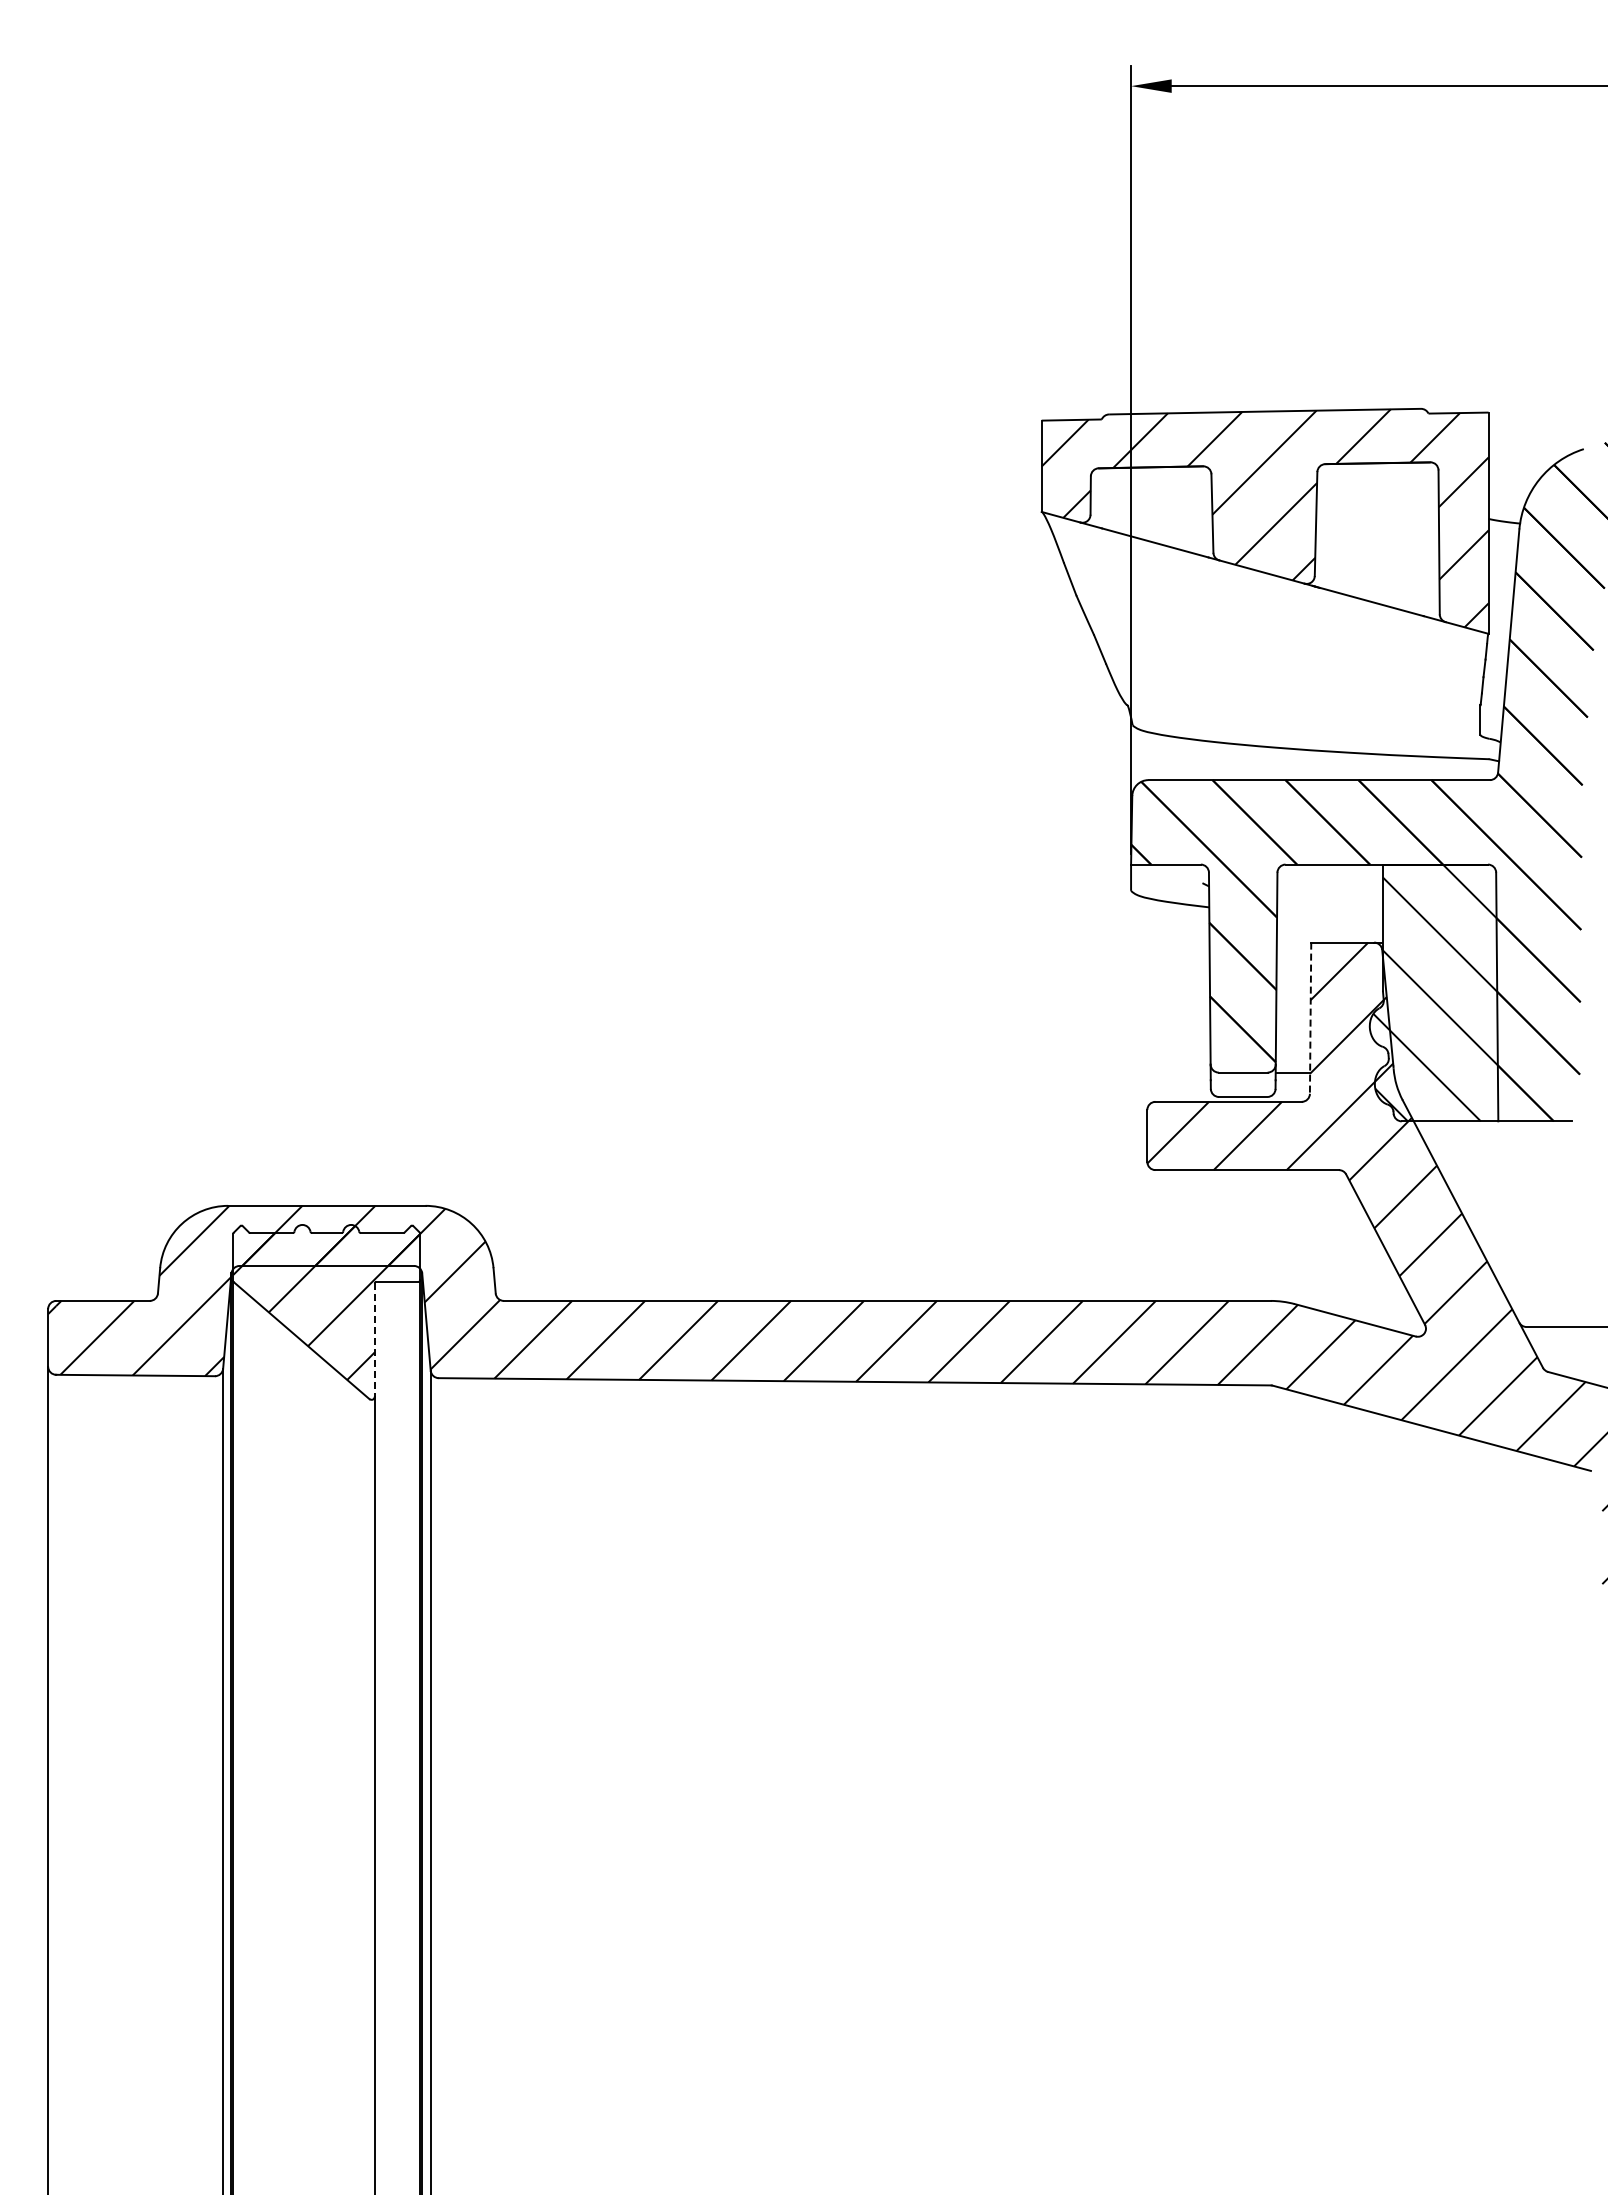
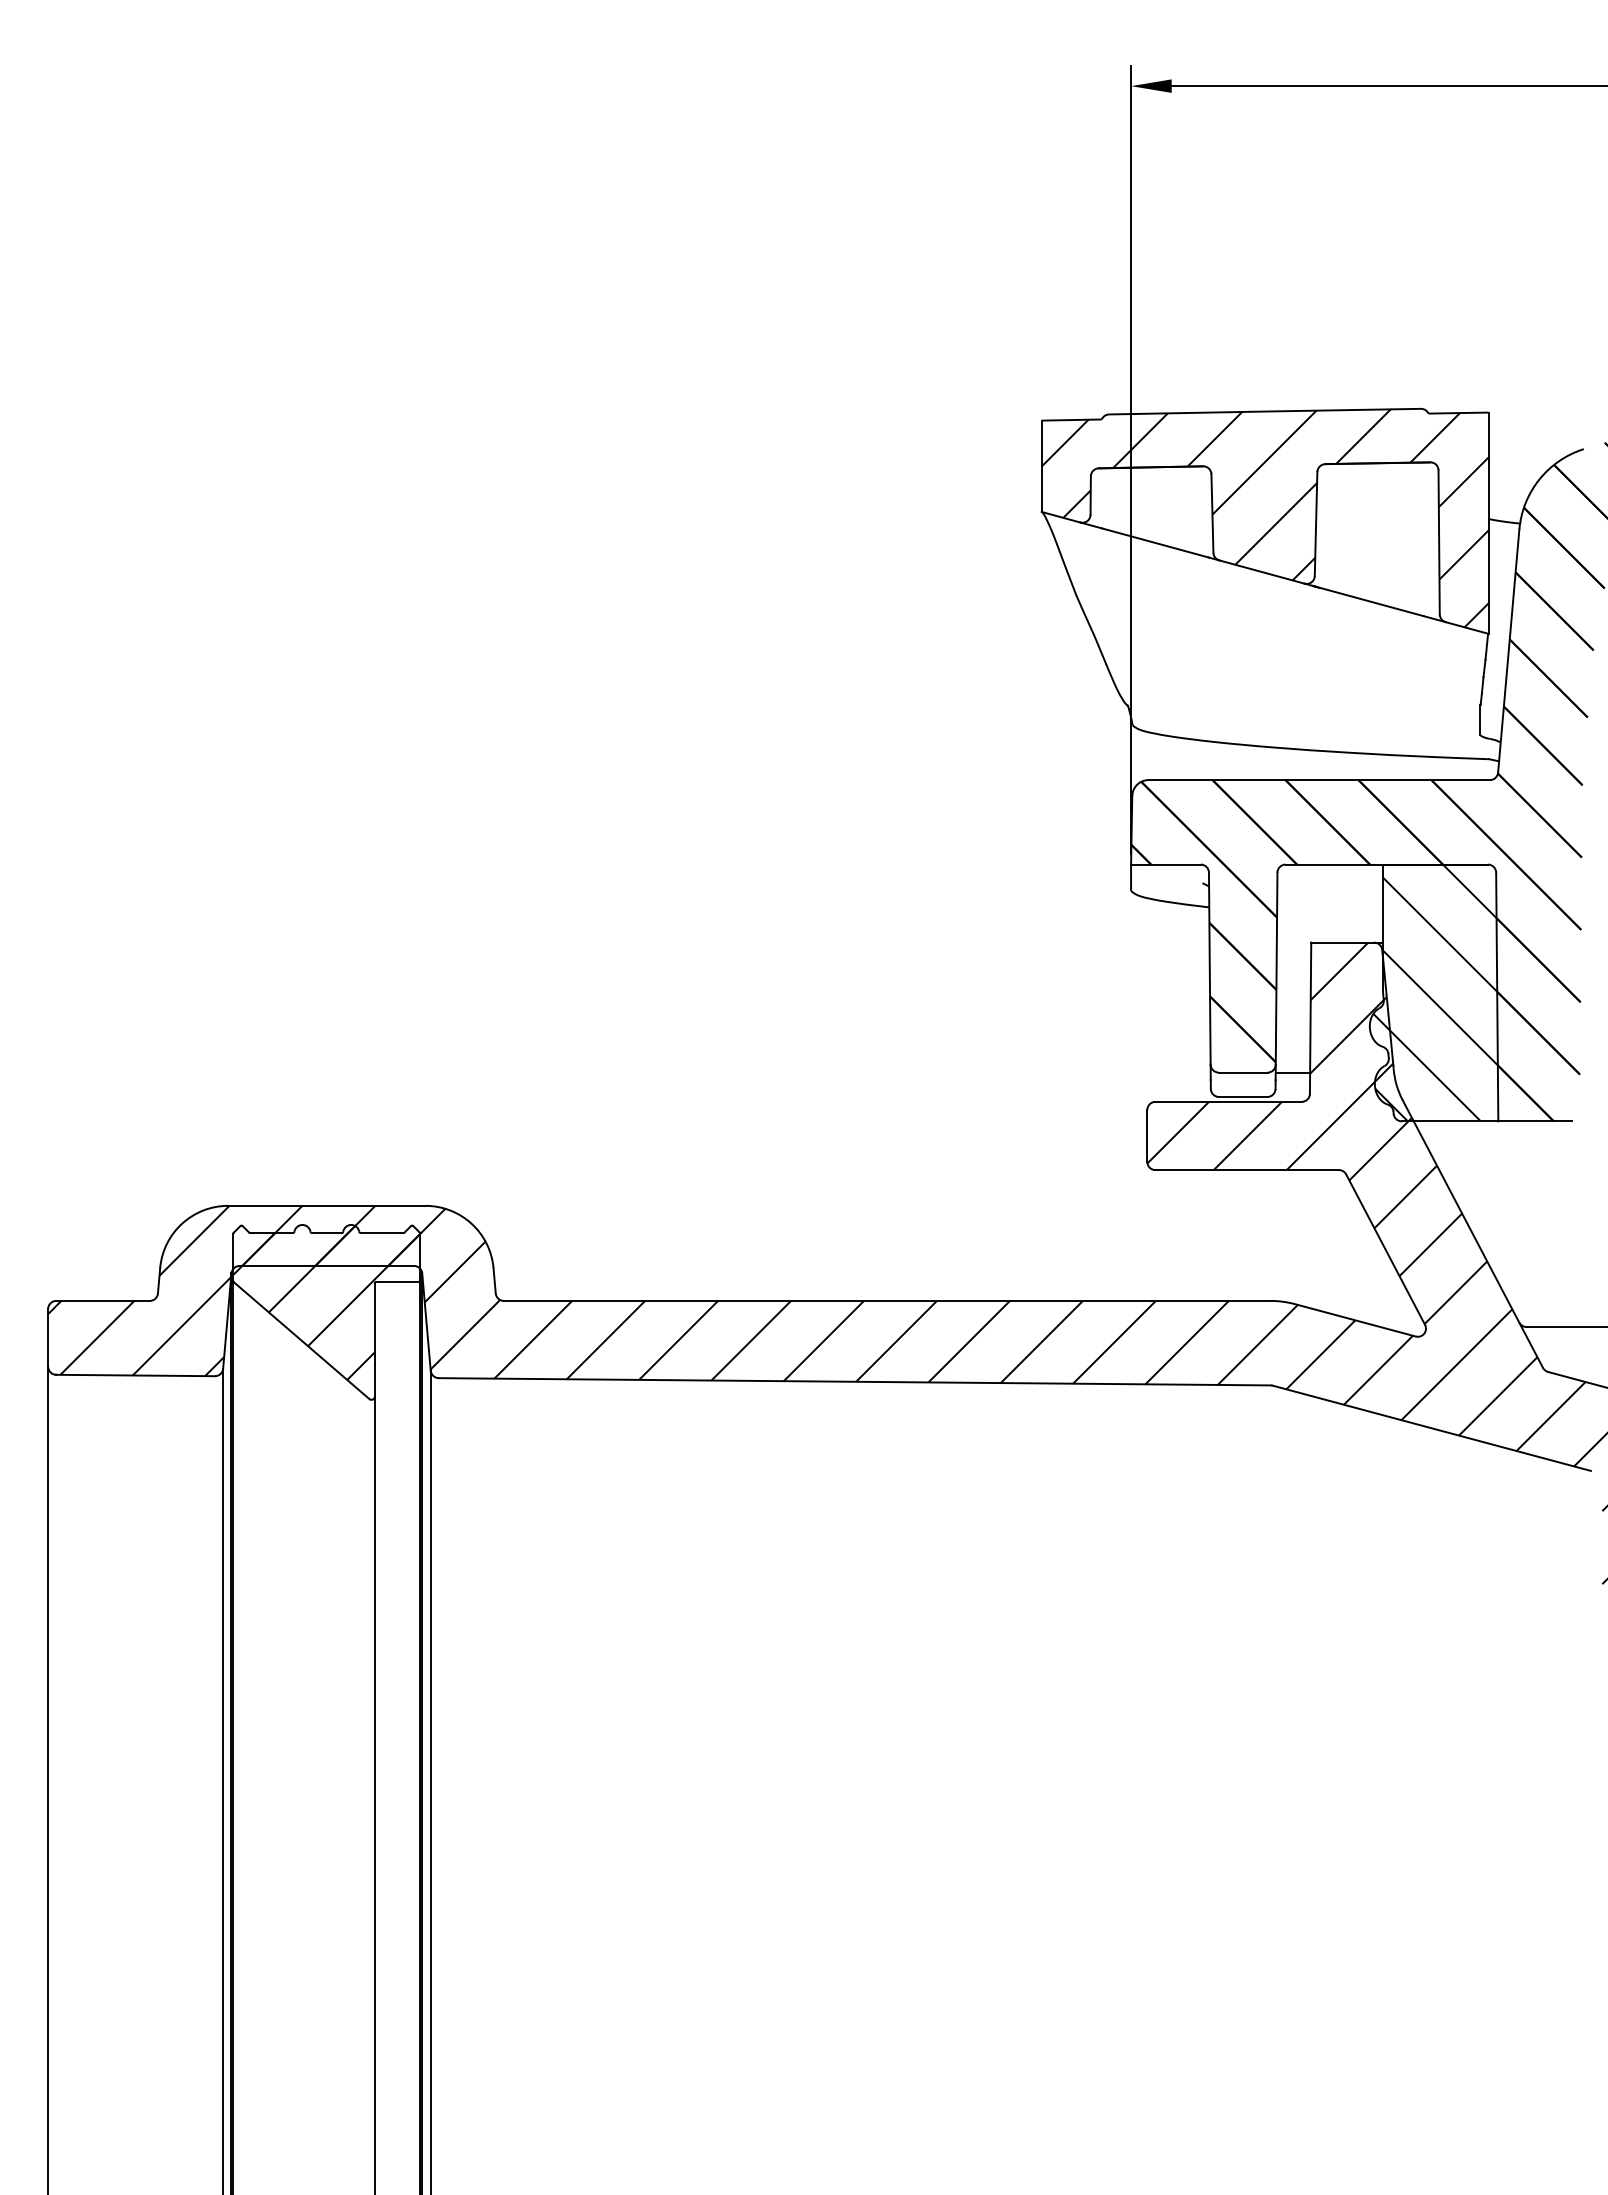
line: dashed -> solid (1310, 1018)
line: dashed -> solid (374, 1340)
